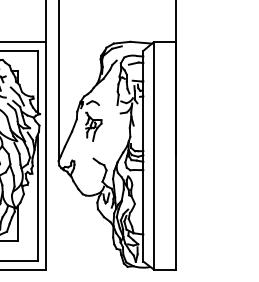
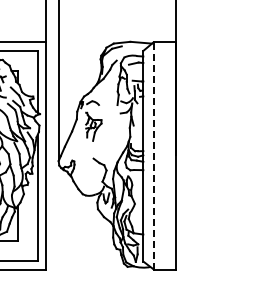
line: solid -> dashed (154, 155)
